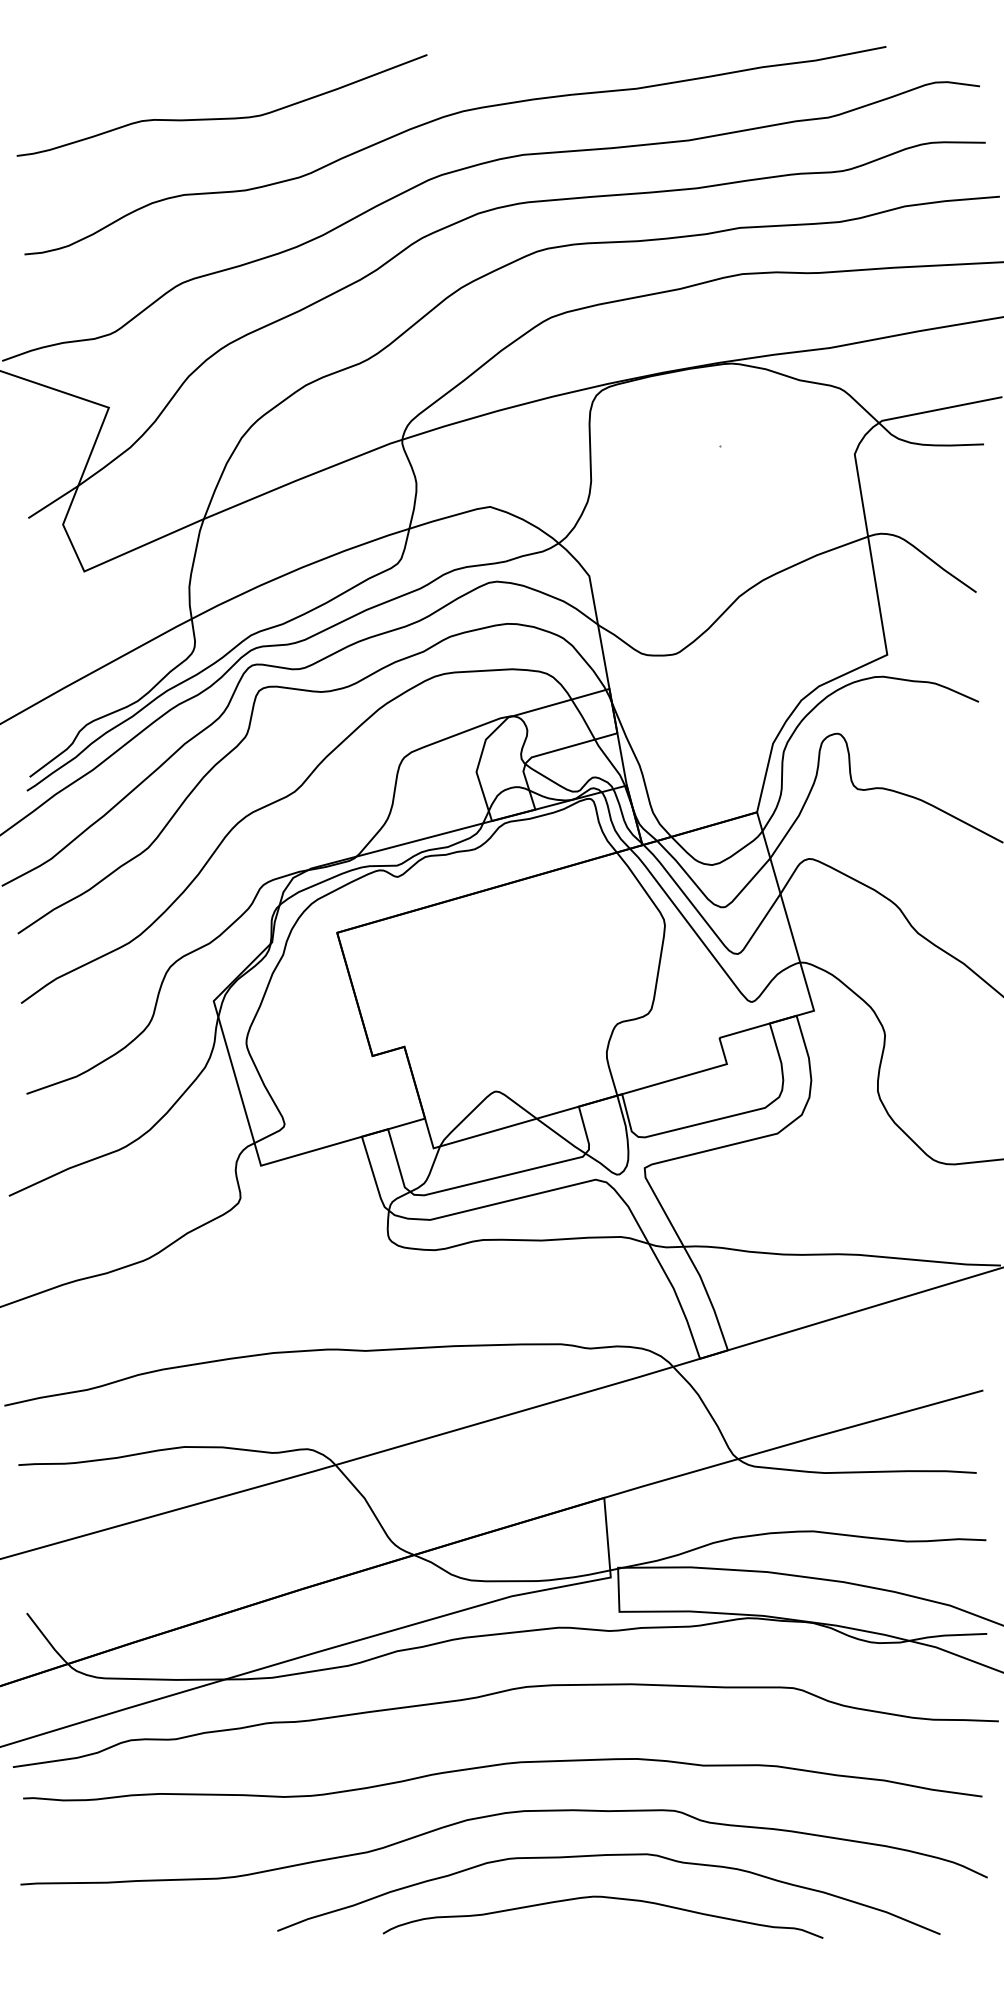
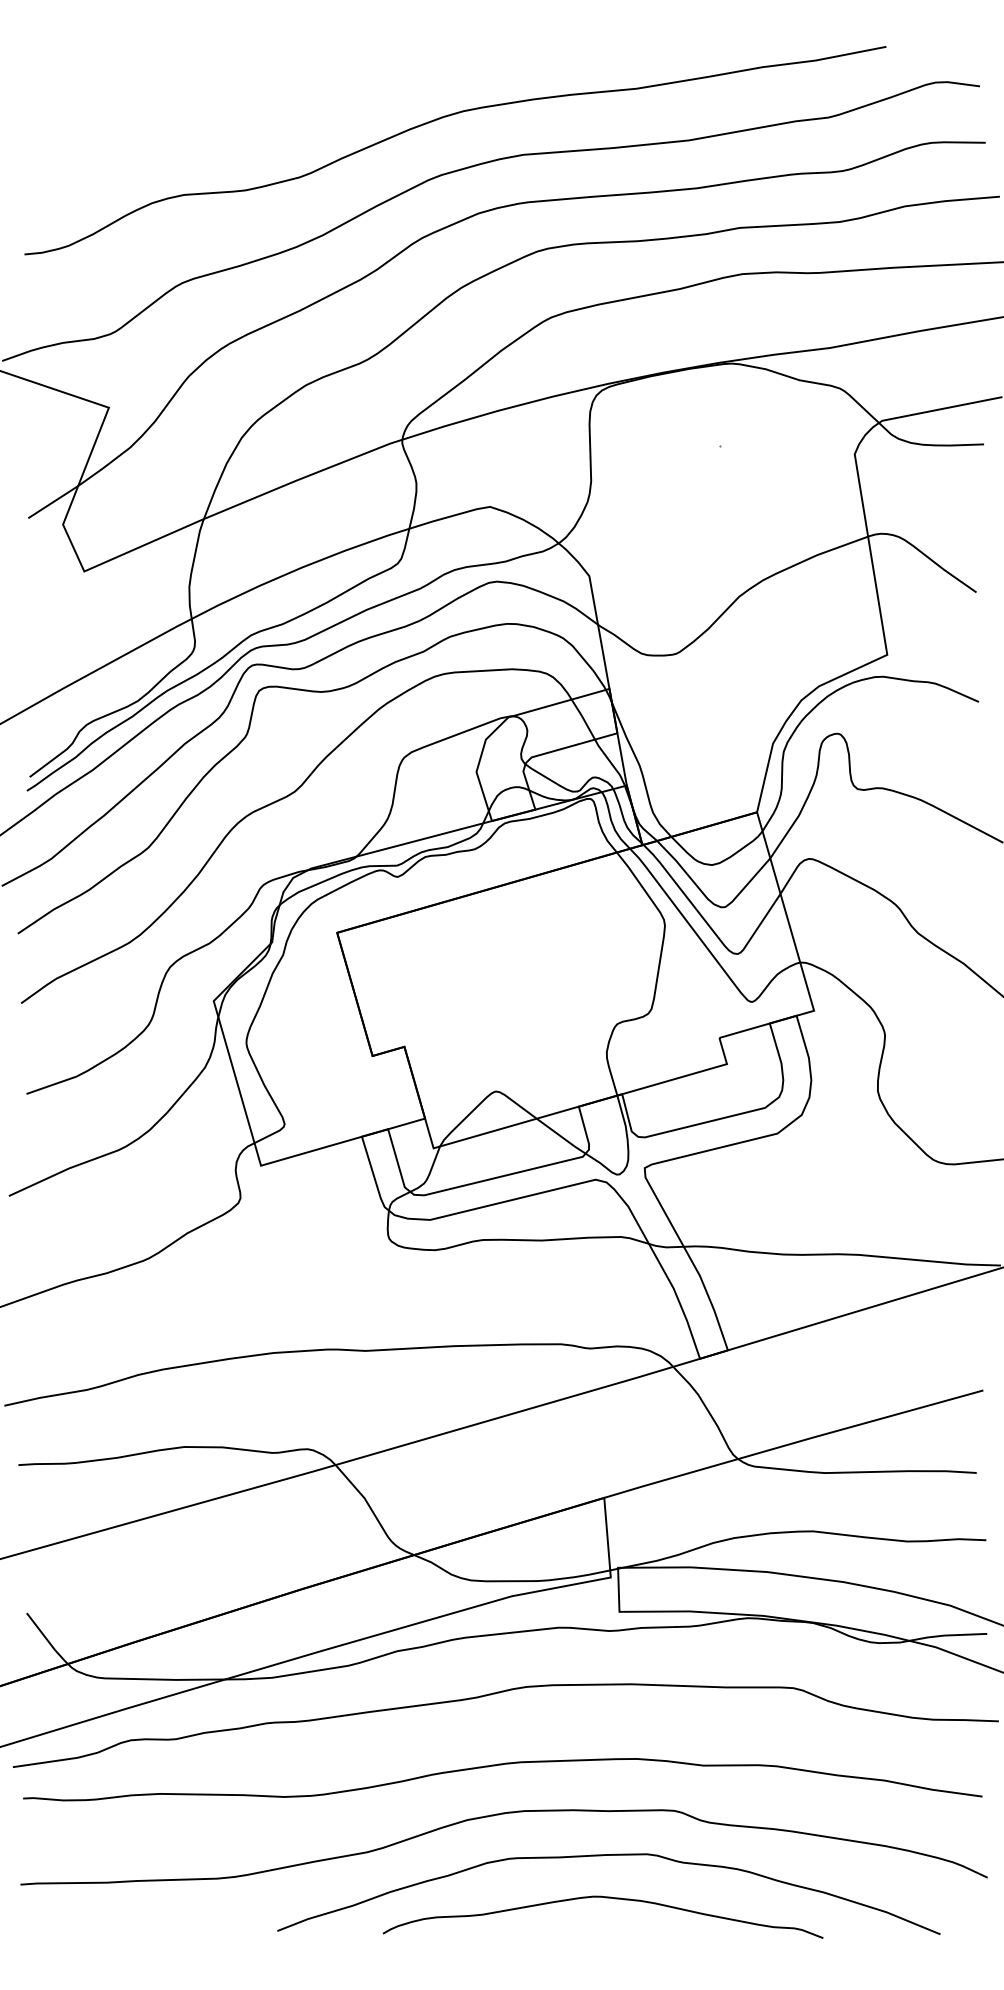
curve: present -> none (225, 117)
